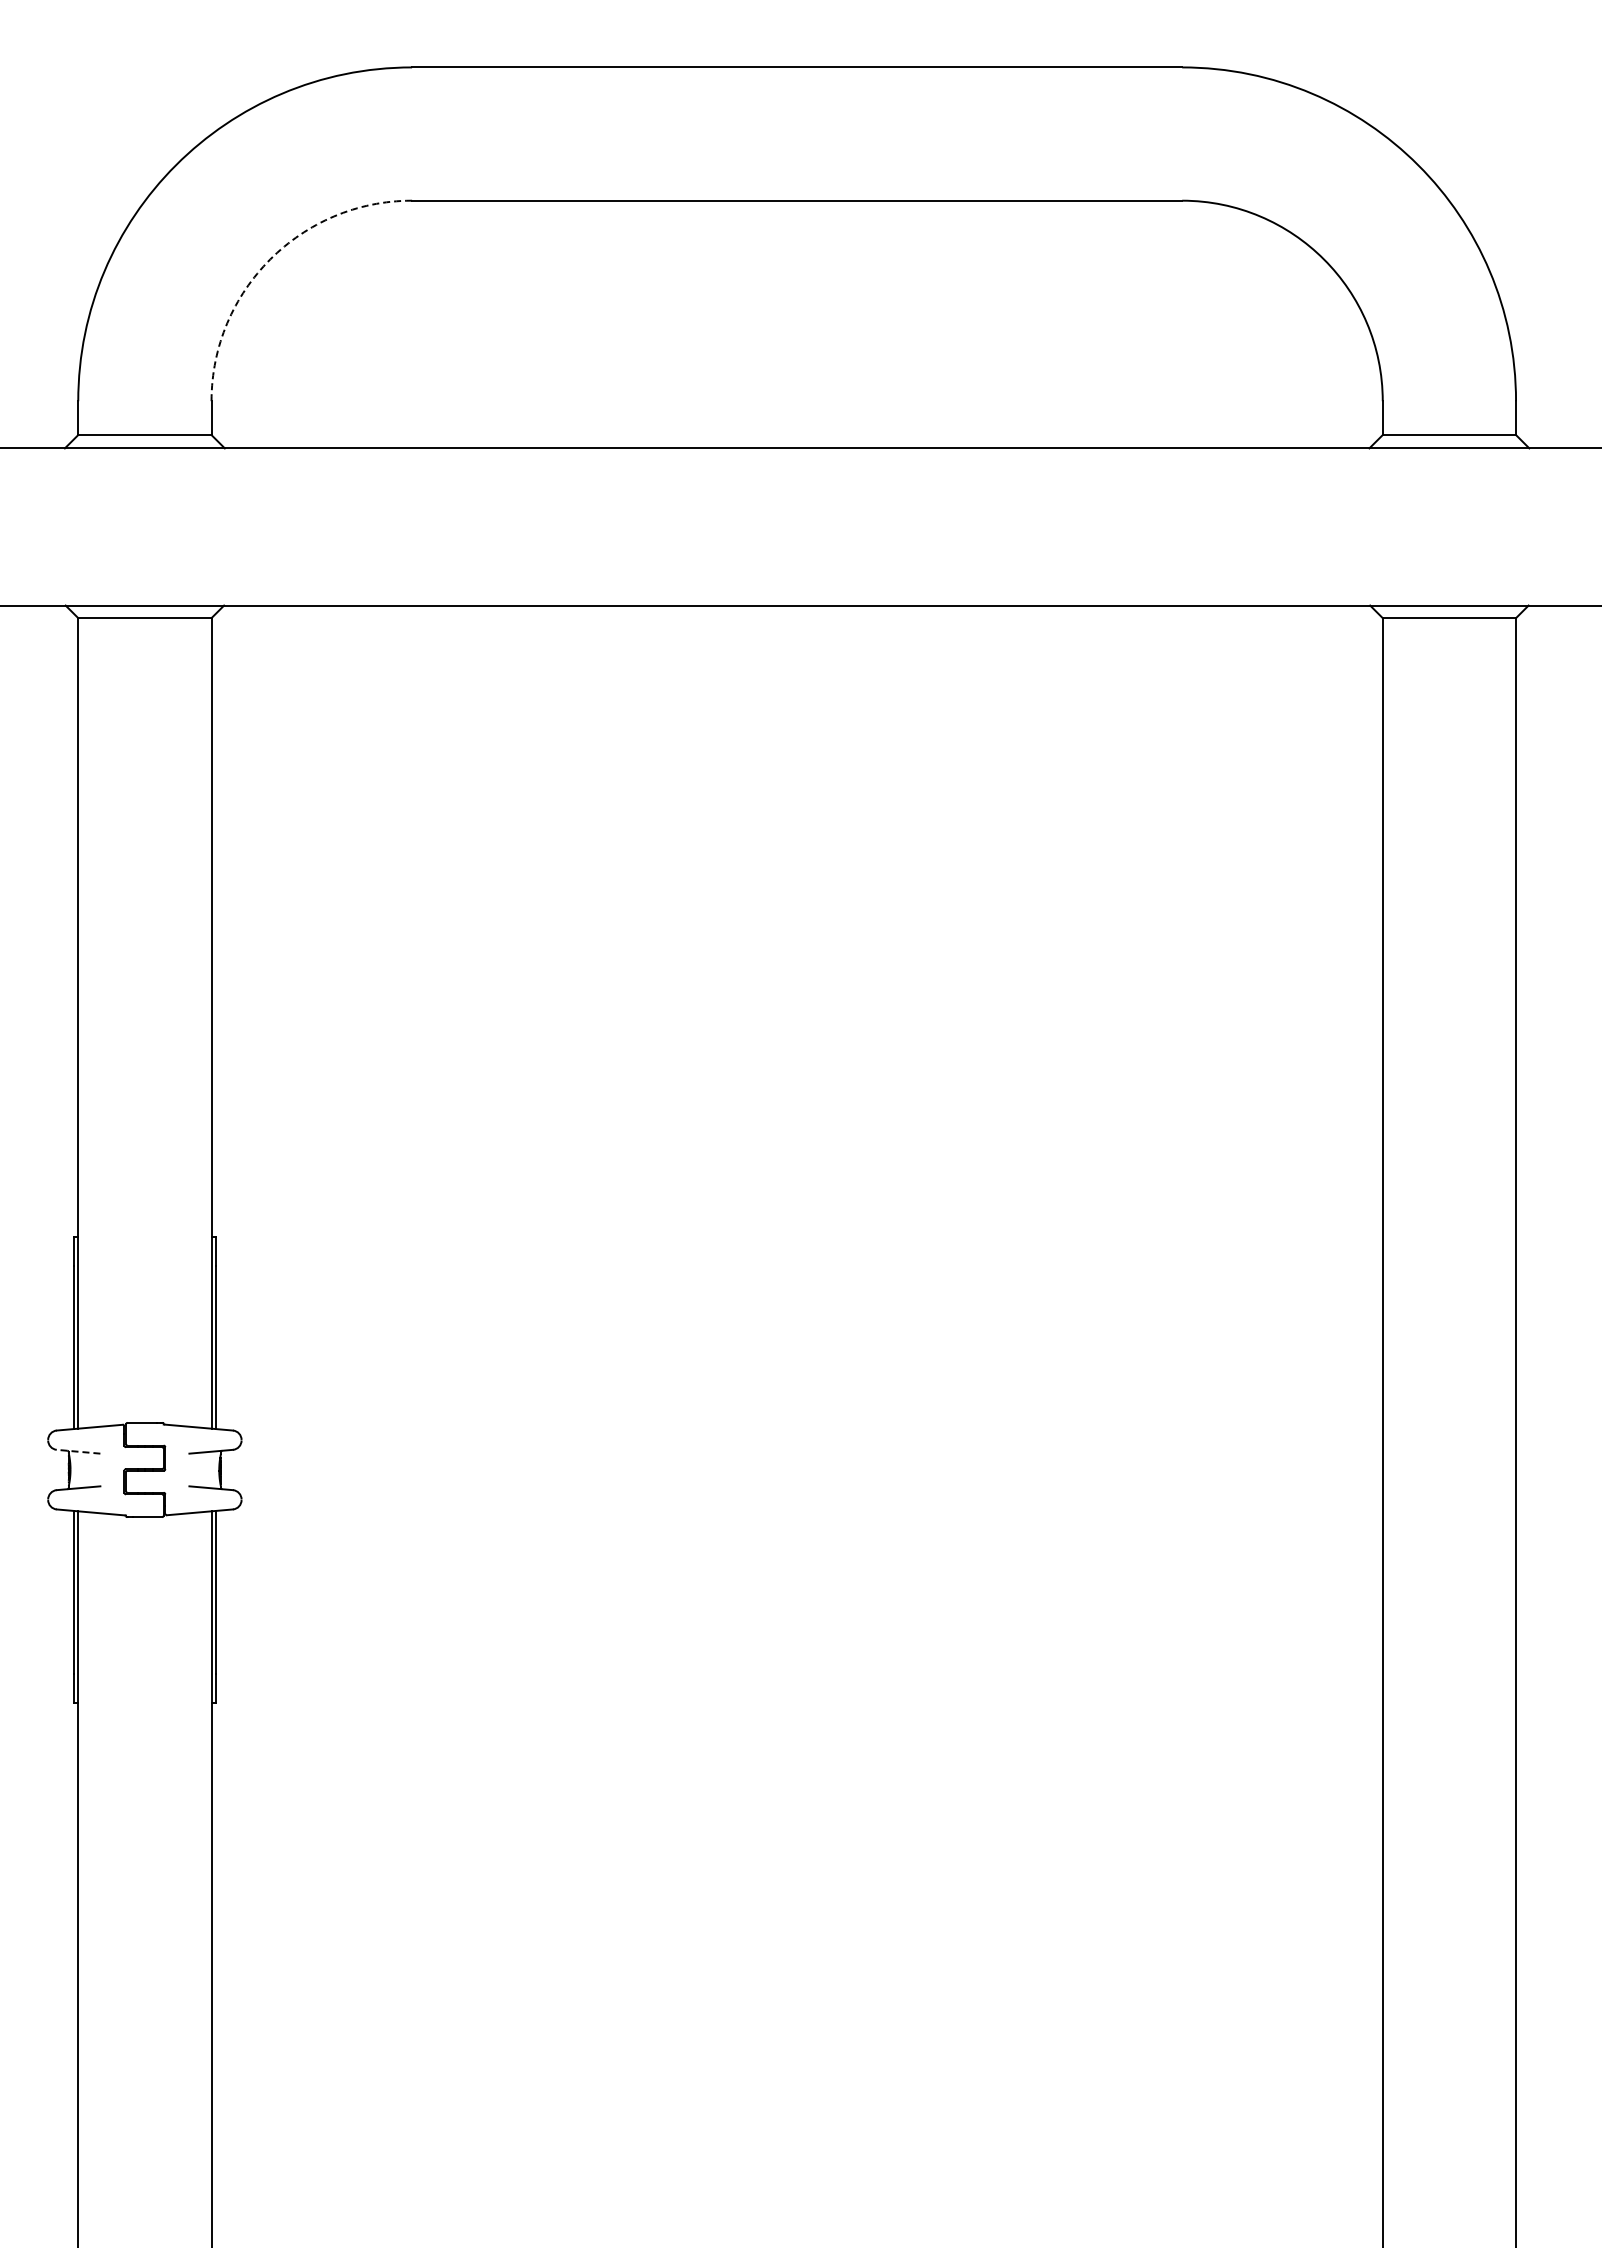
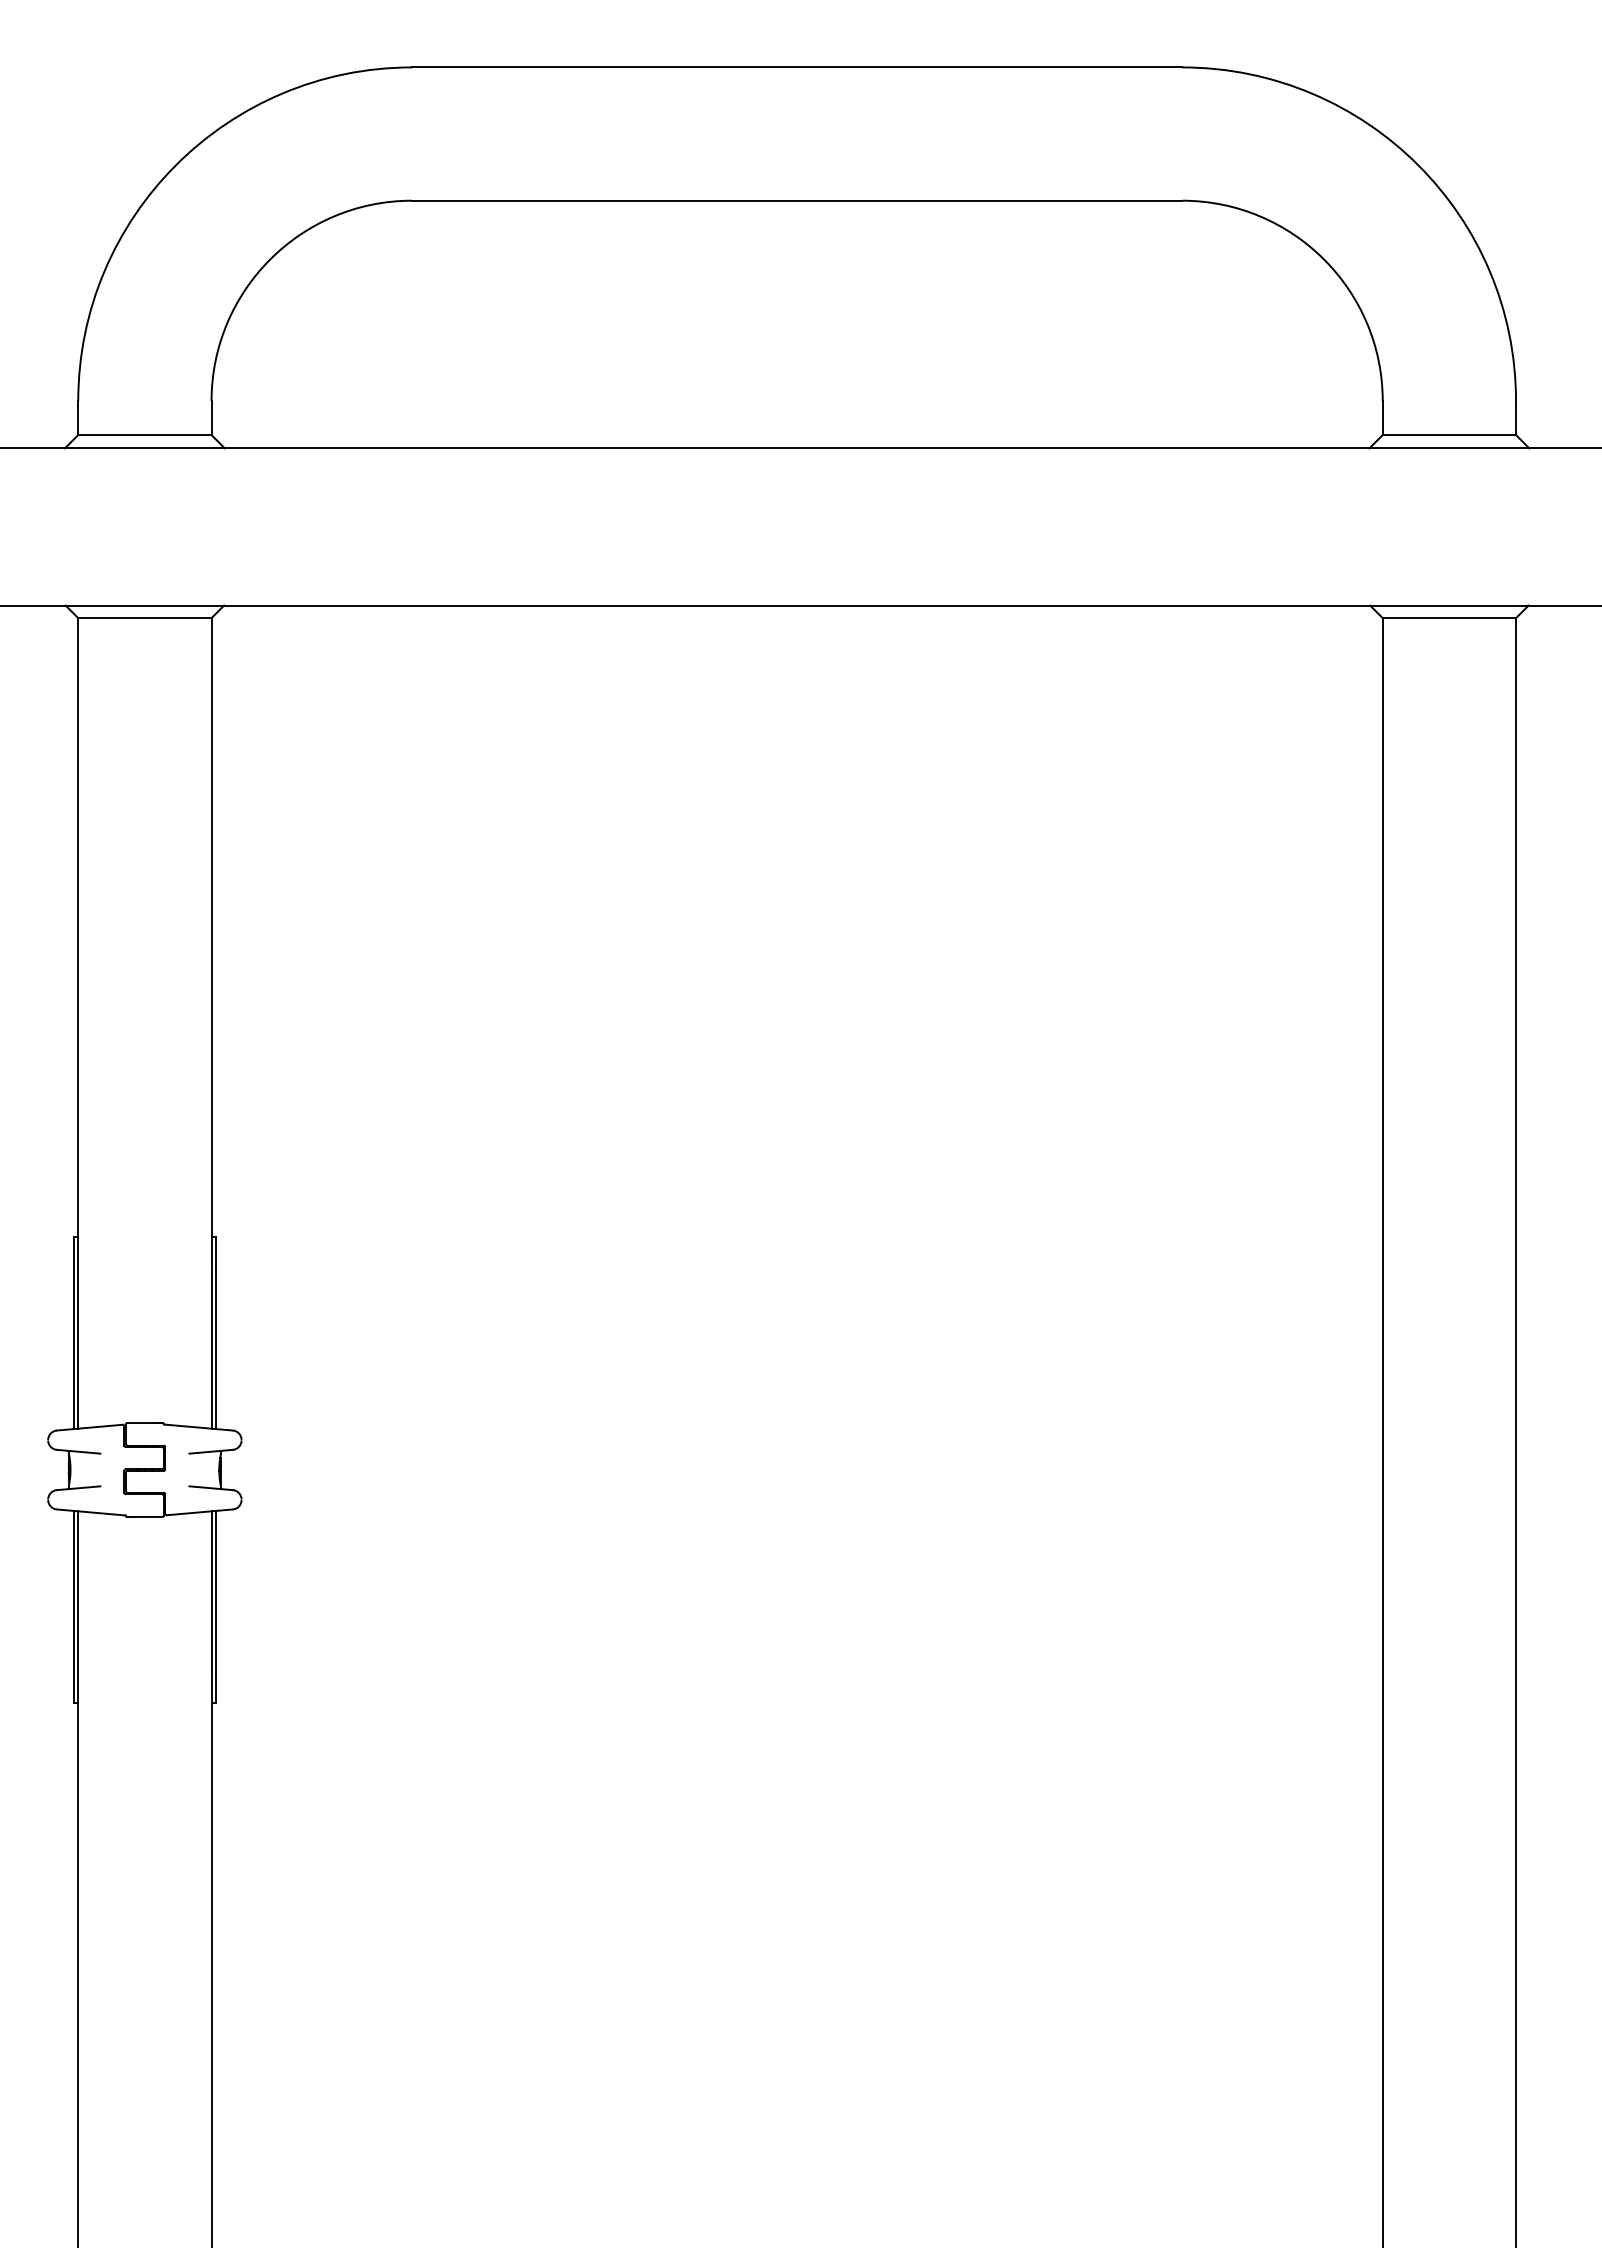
arc: dashed -> solid (270, 259)
line: dashed -> solid (78, 1451)
